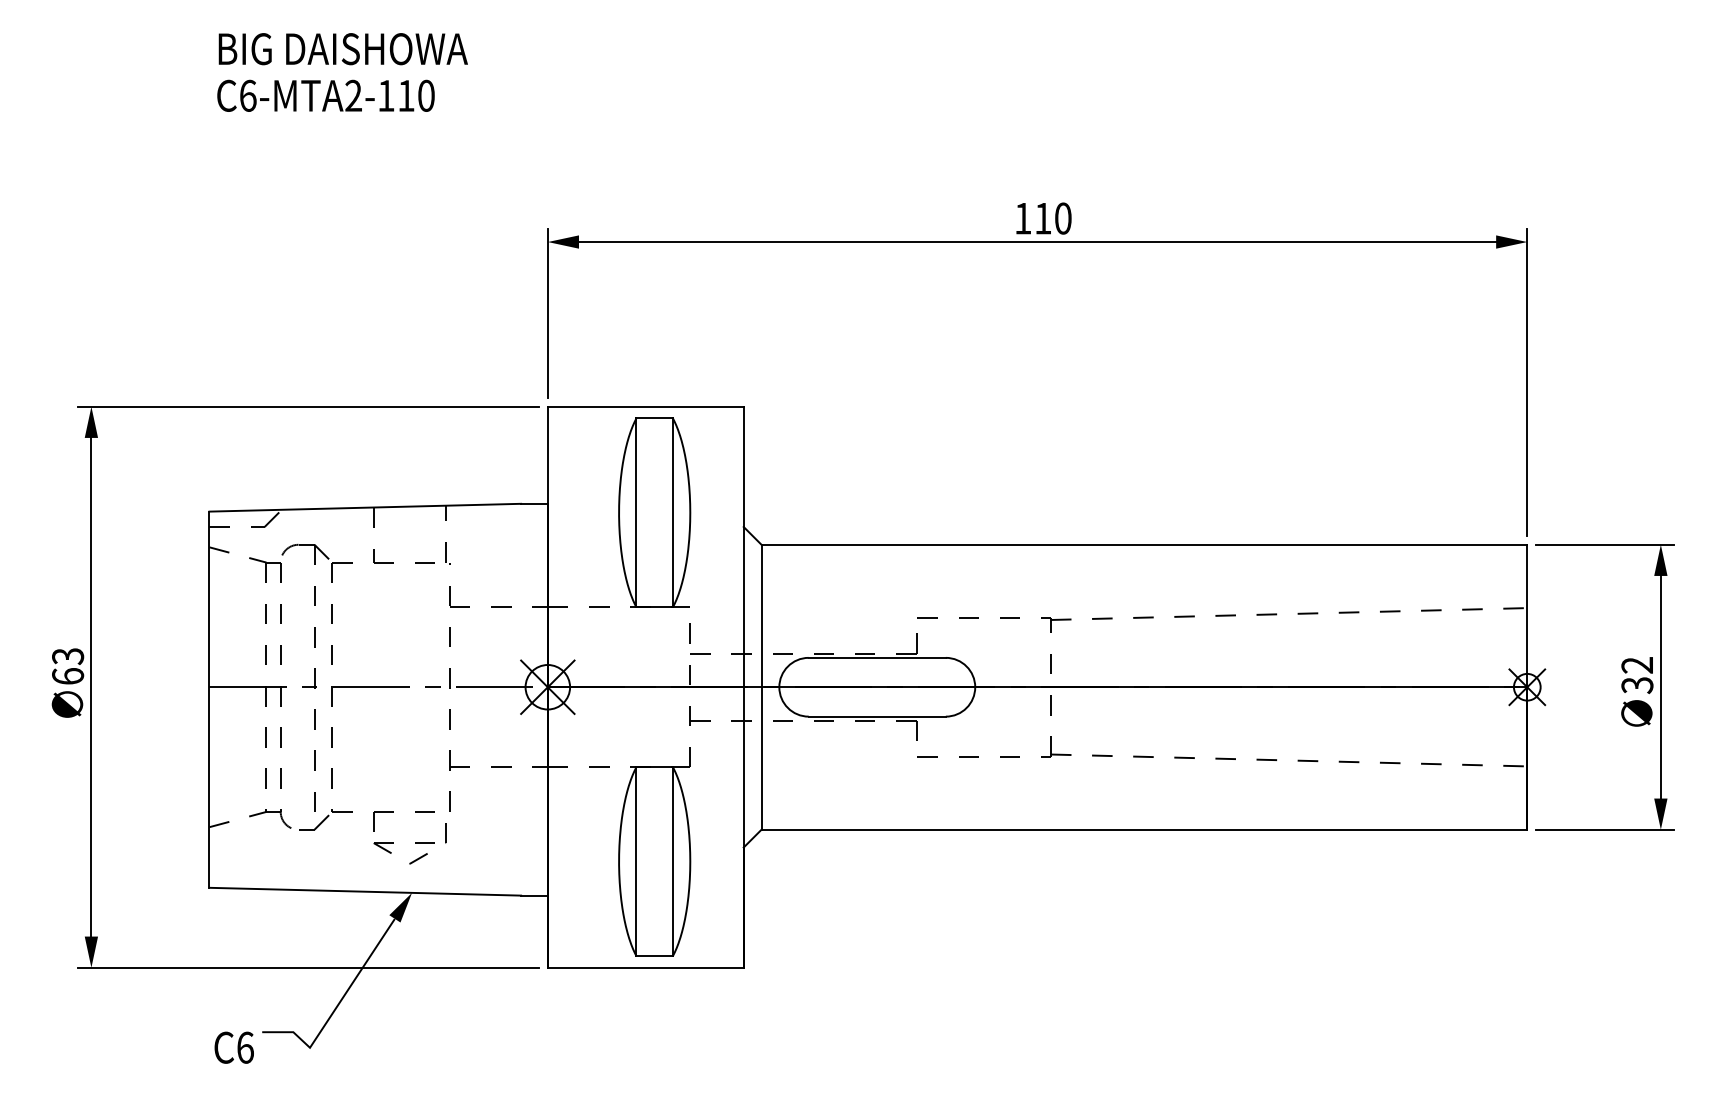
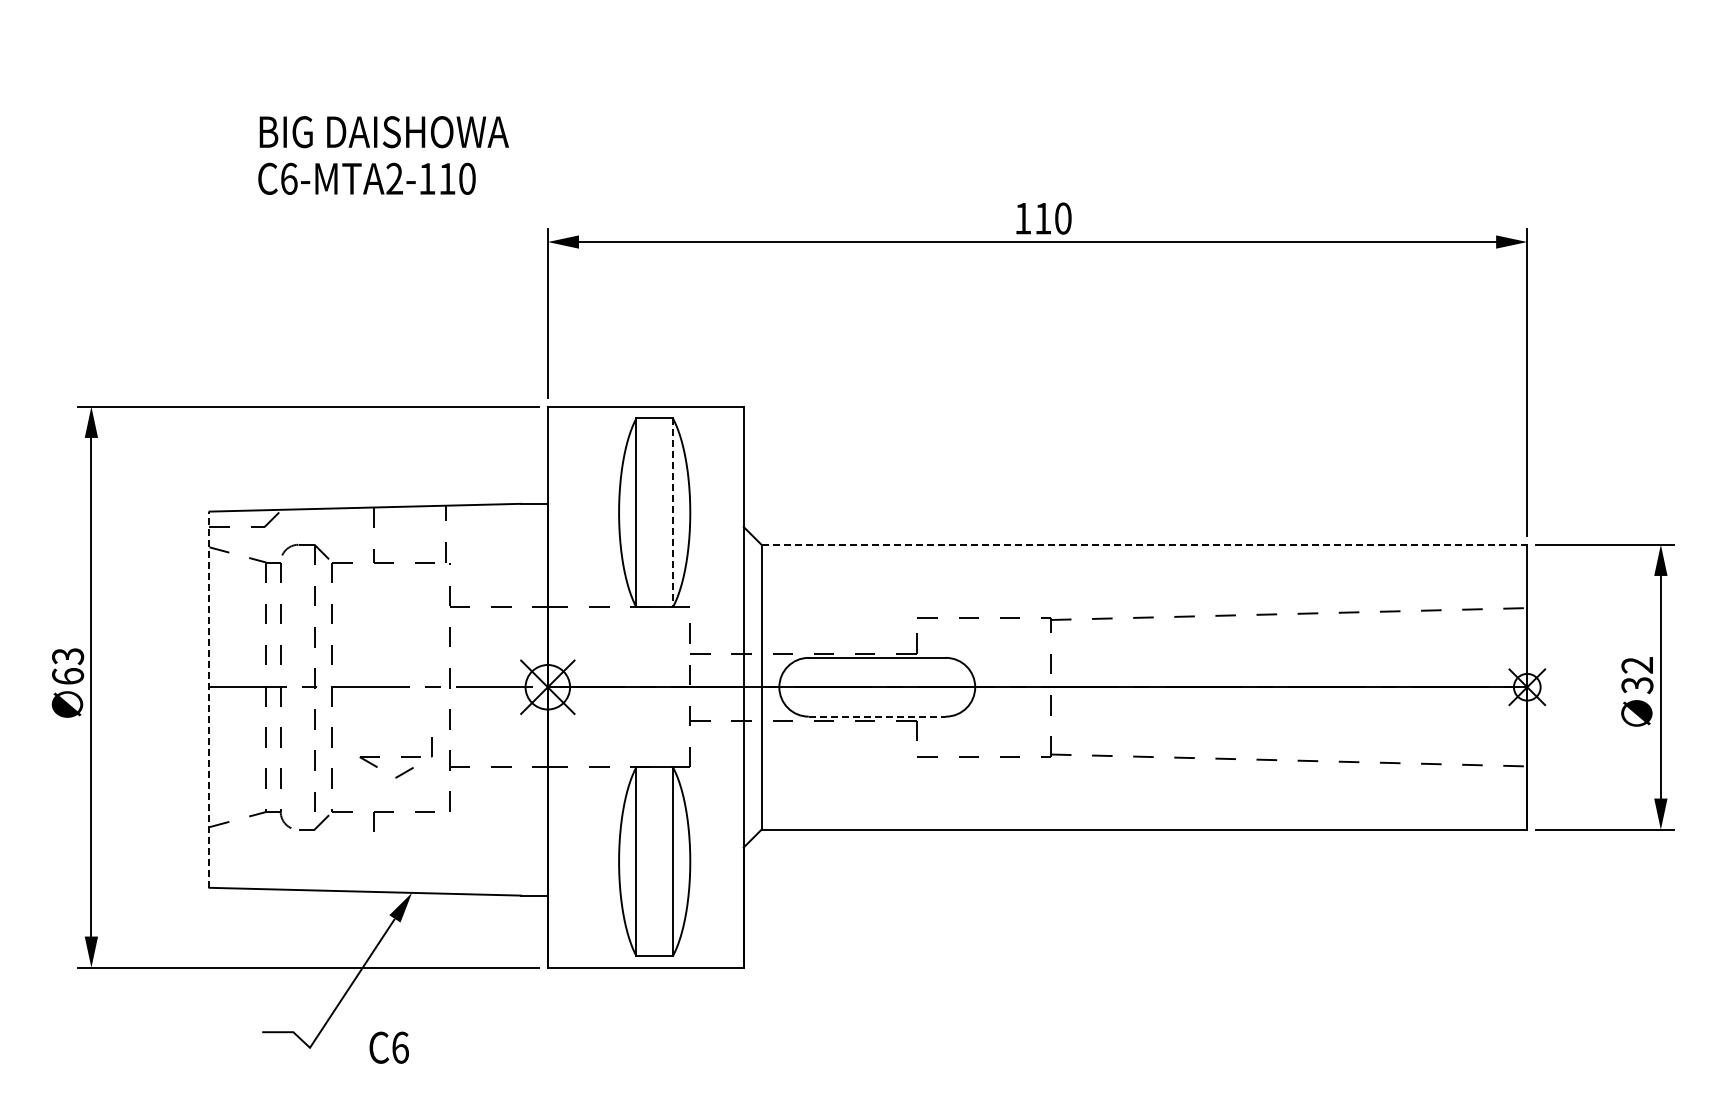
text position: (342, 72) -> (383, 155) (383, 155)
line: solid -> dashed (672, 513)
line: solid -> dashed (1144, 544)
line: solid -> dashed (209, 699)
line: solid -> dashed (877, 716)
part position: (409, 843) -> (395, 757) (395, 757)
text position: (233, 1047) -> (388, 1047) (388, 1047)
